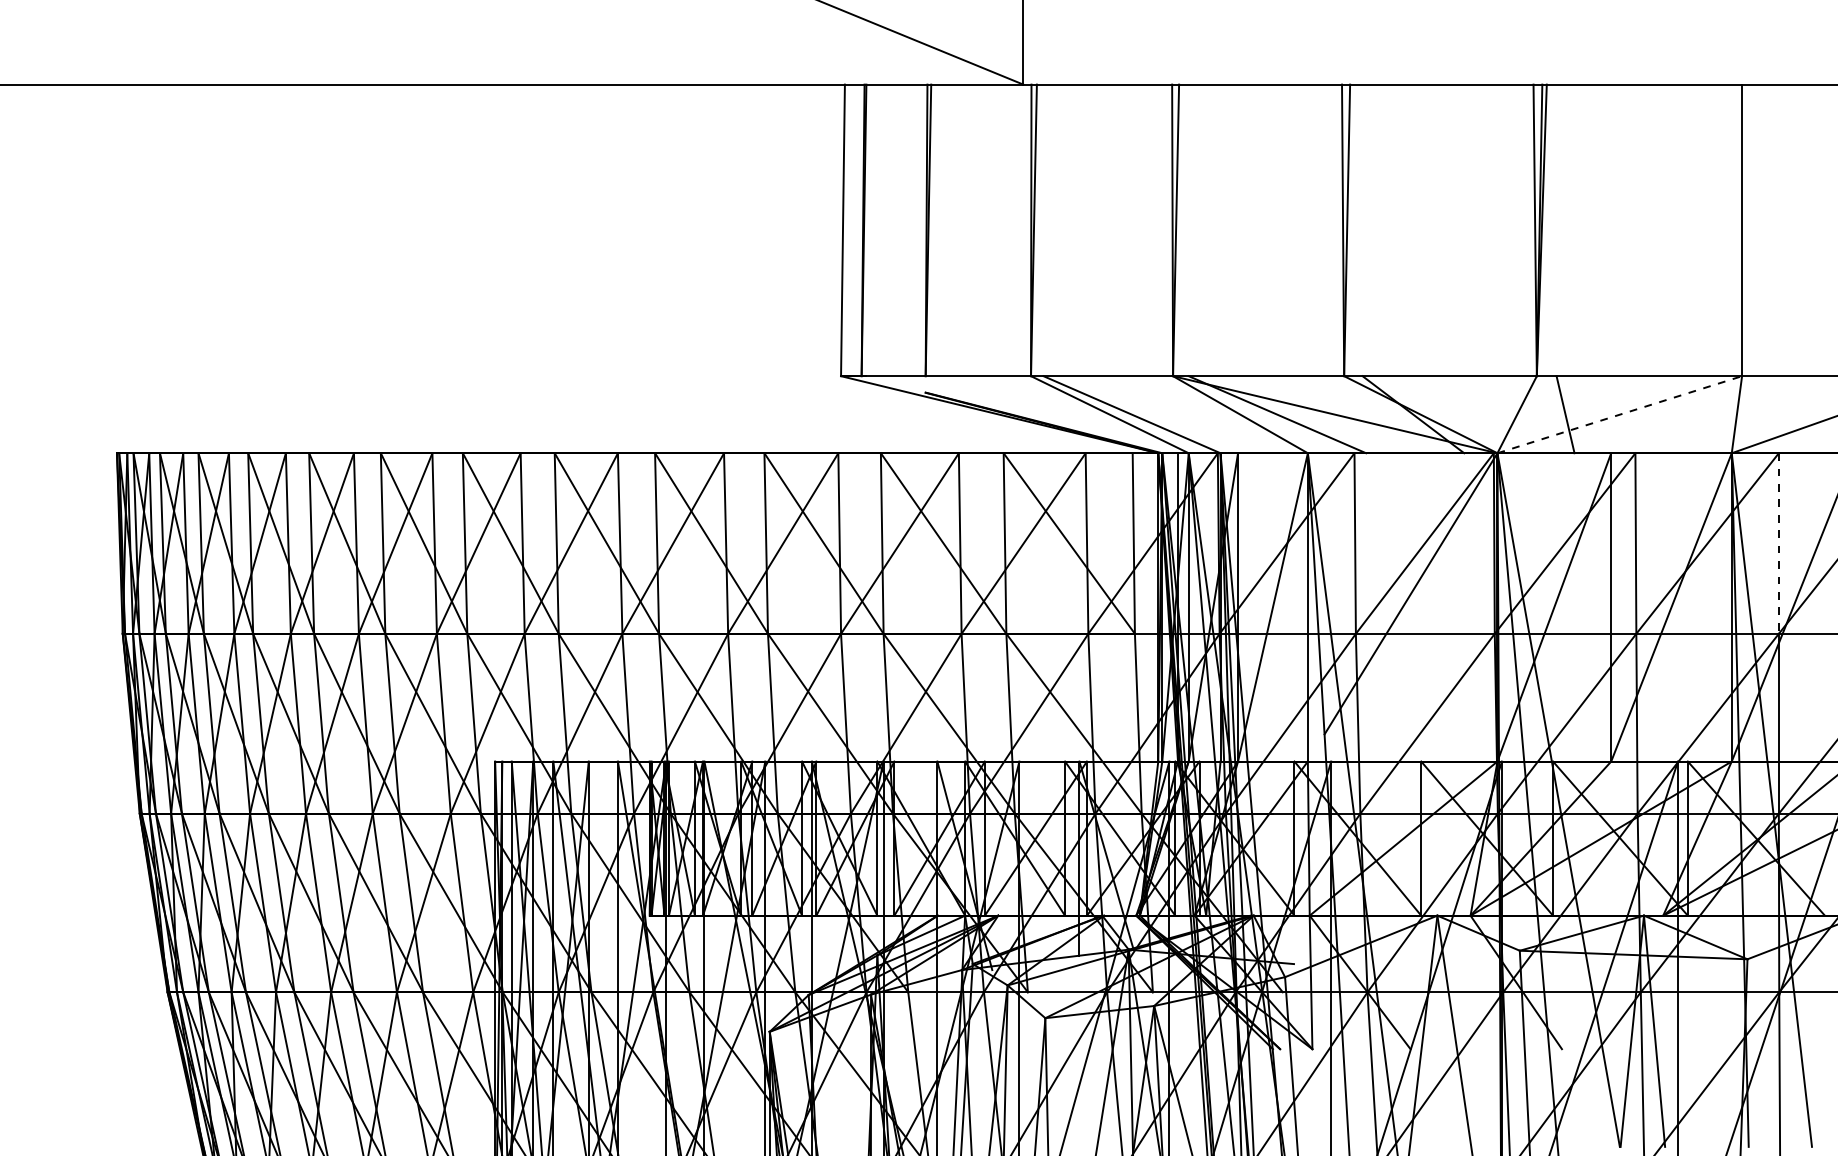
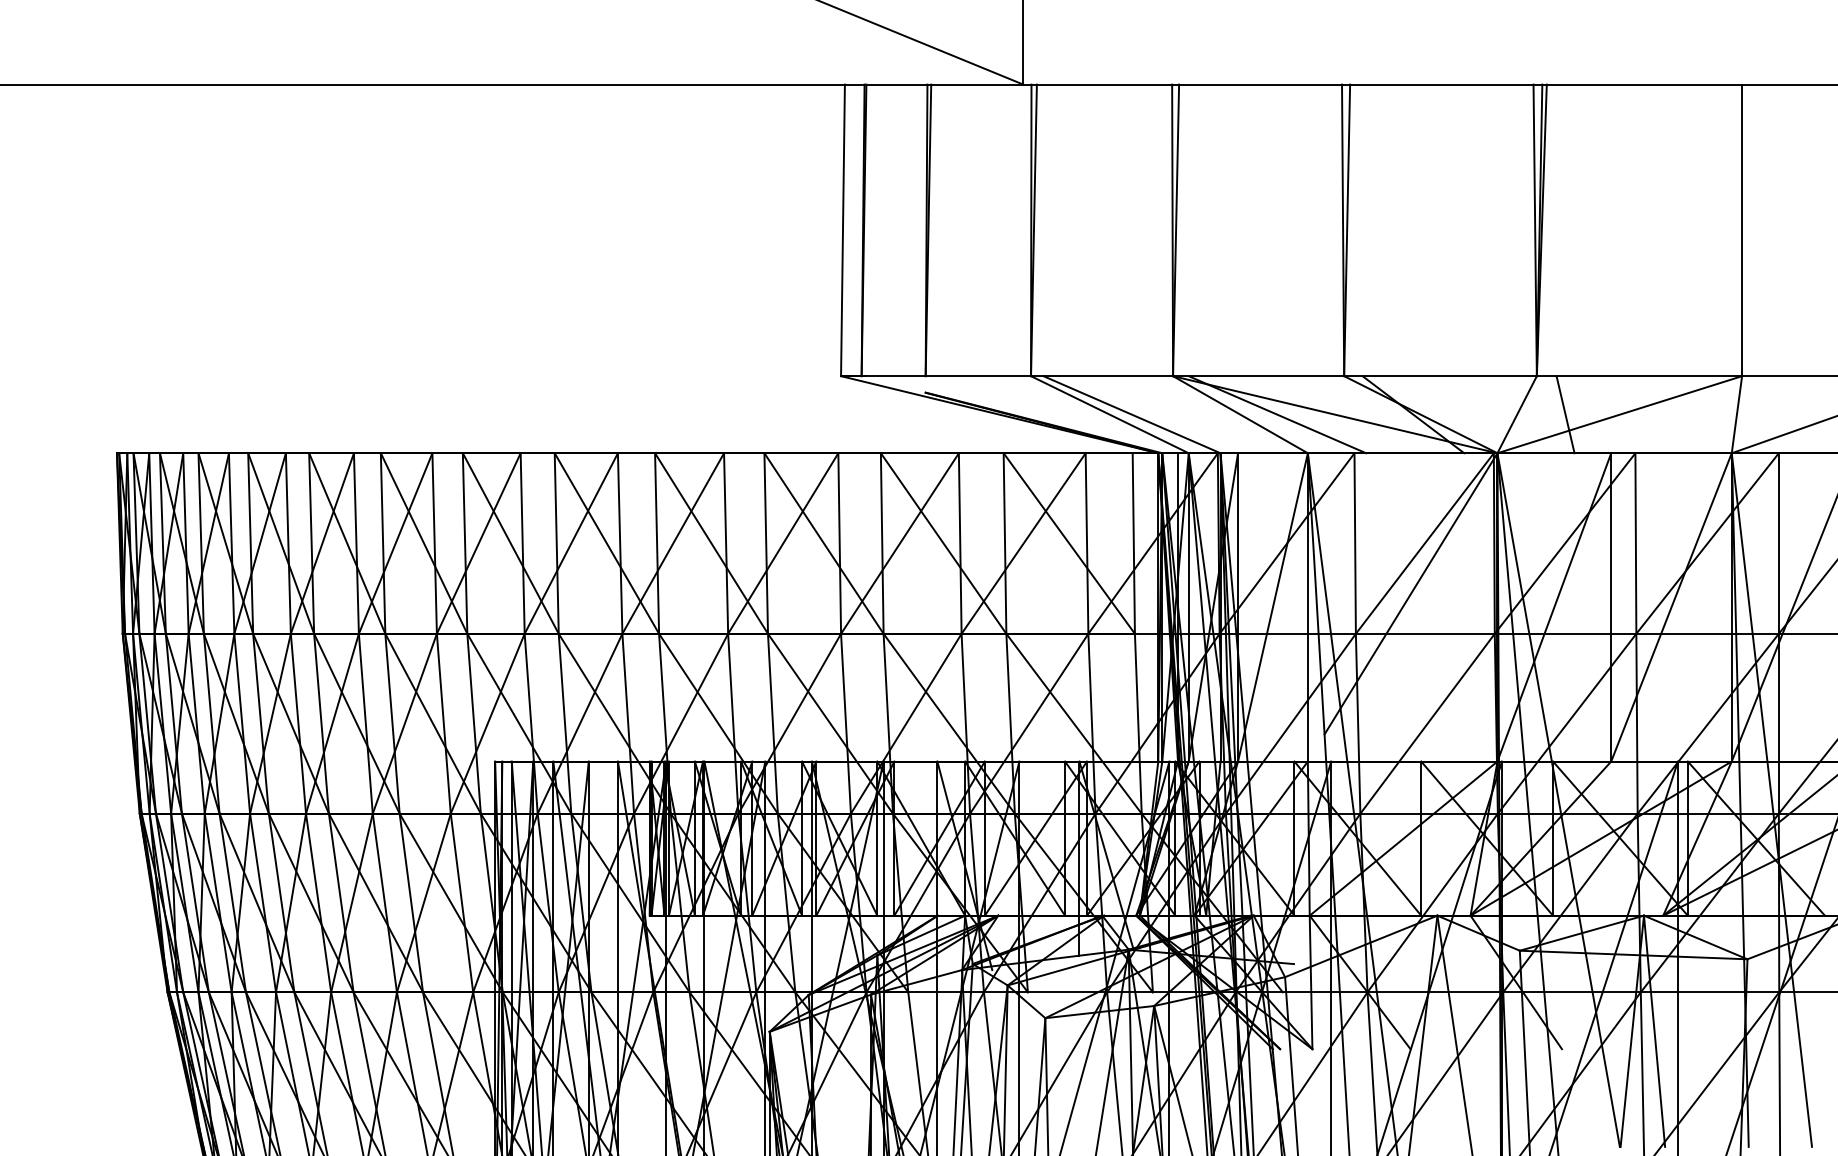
line: dashed -> solid (1620, 414)
line: dashed -> solid (1778, 544)
